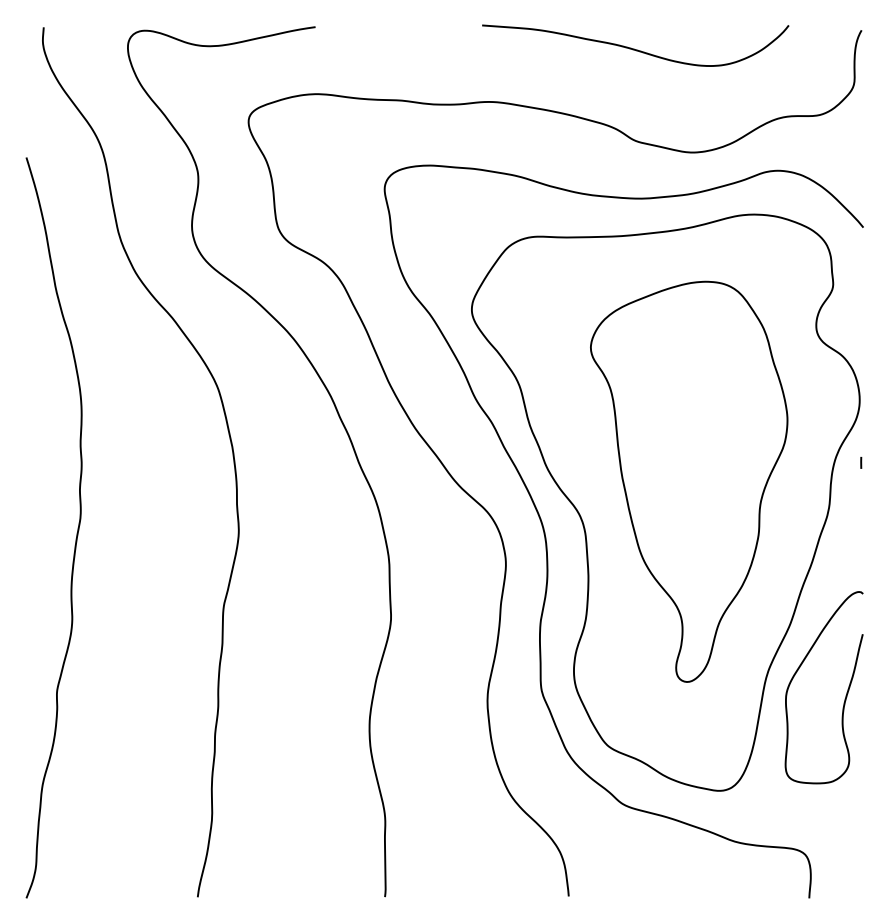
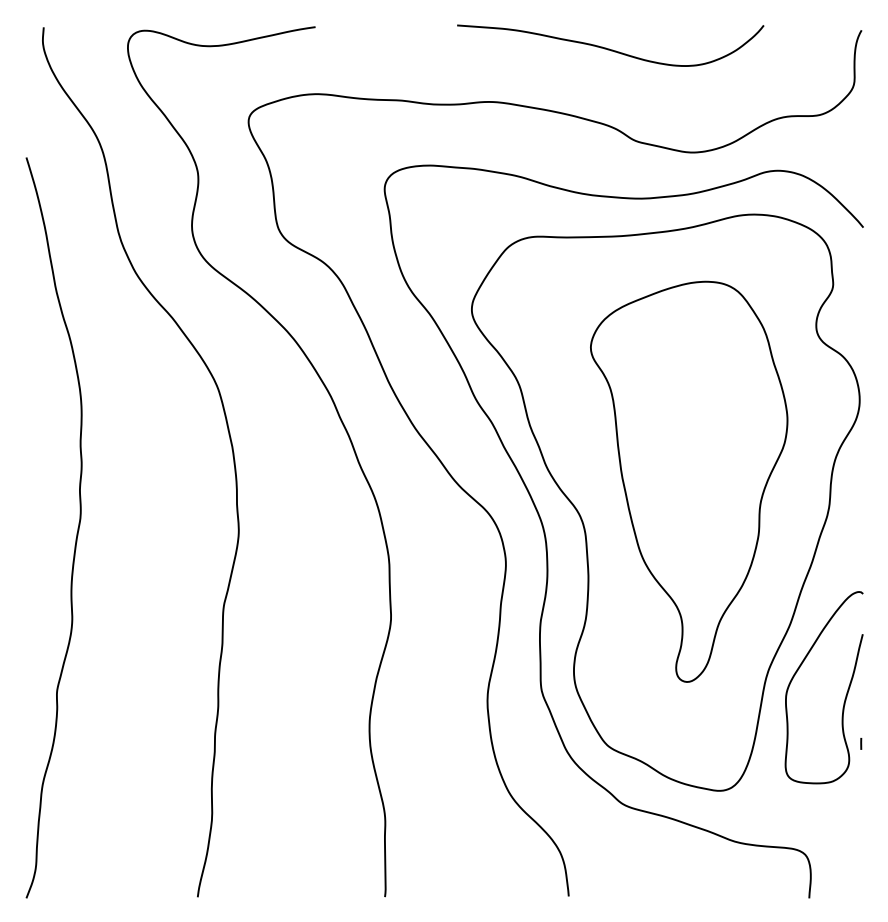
curve position: (634, 48) -> (609, 48) (609, 48)
line position: (861, 462) -> (861, 743) (861, 743)
